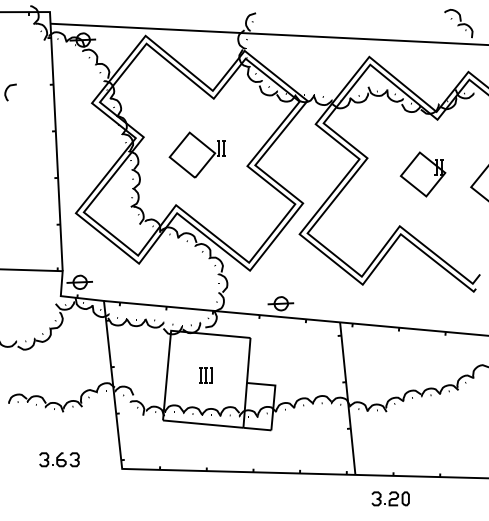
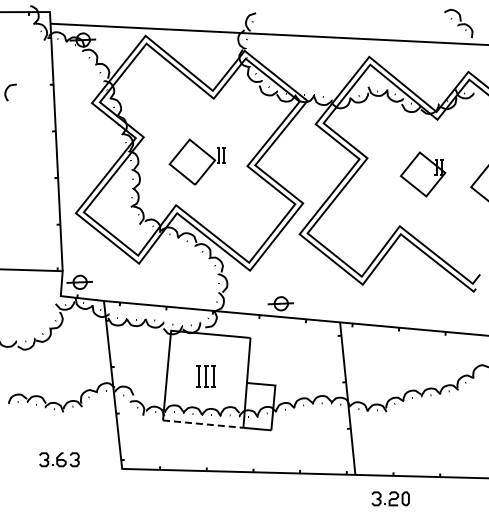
part position: (196, 154) -> (196, 161) (196, 161)
part size: 14x17 px -> 20x23 px (205, 376)
line: solid -> dashed (203, 424)
